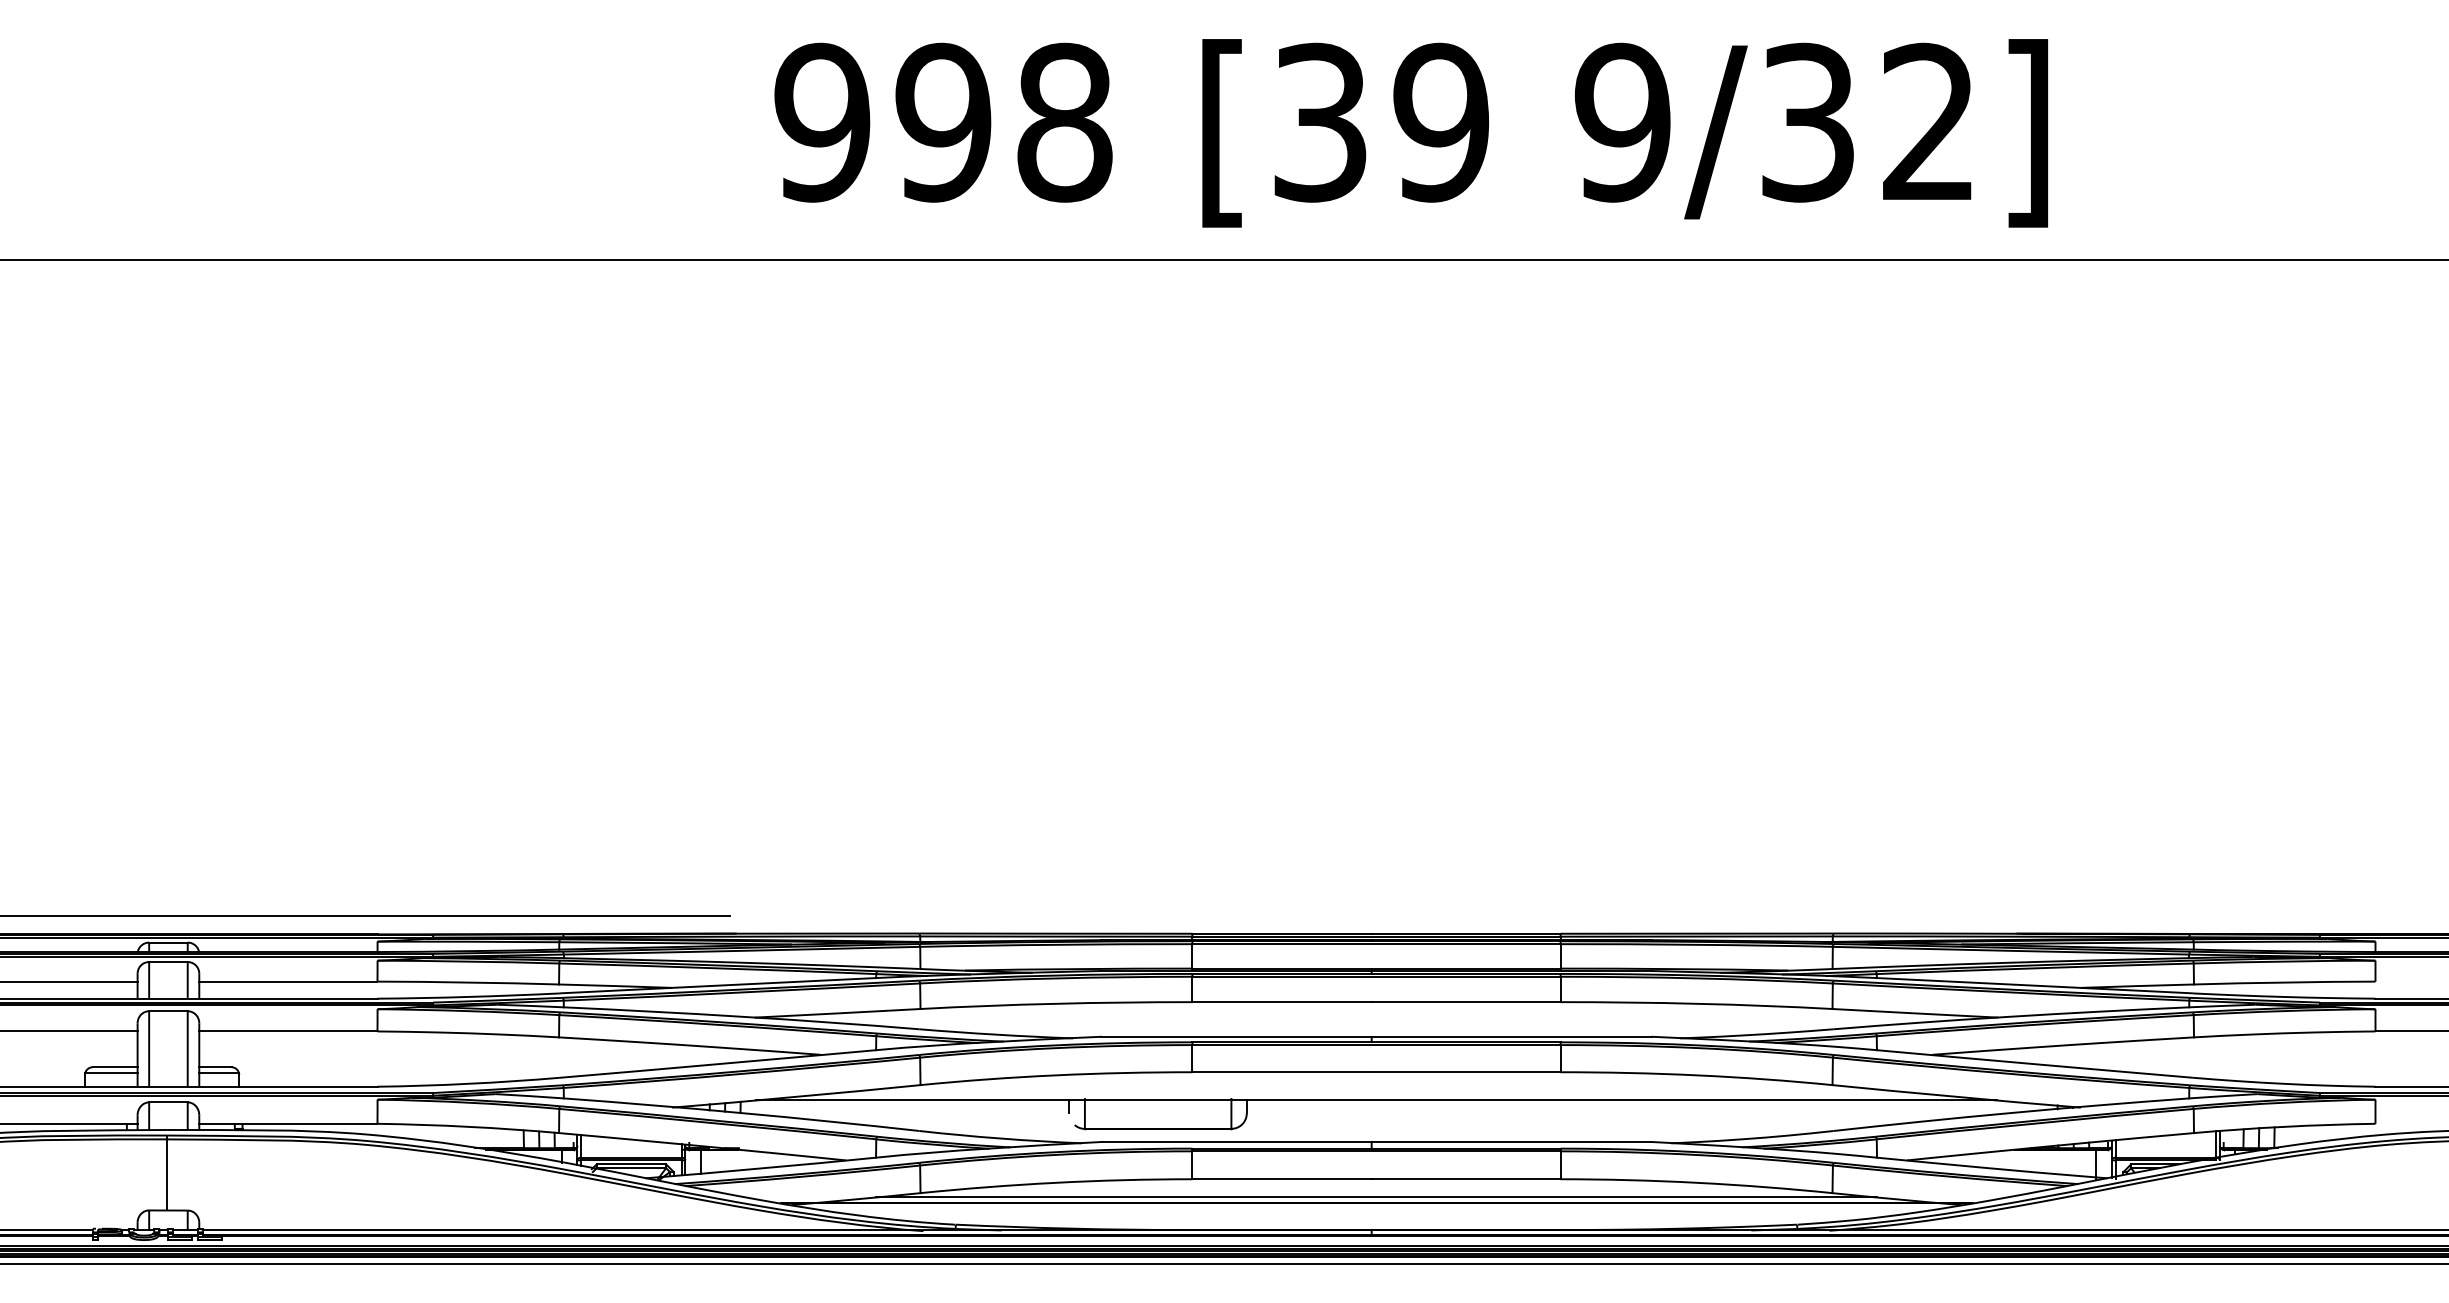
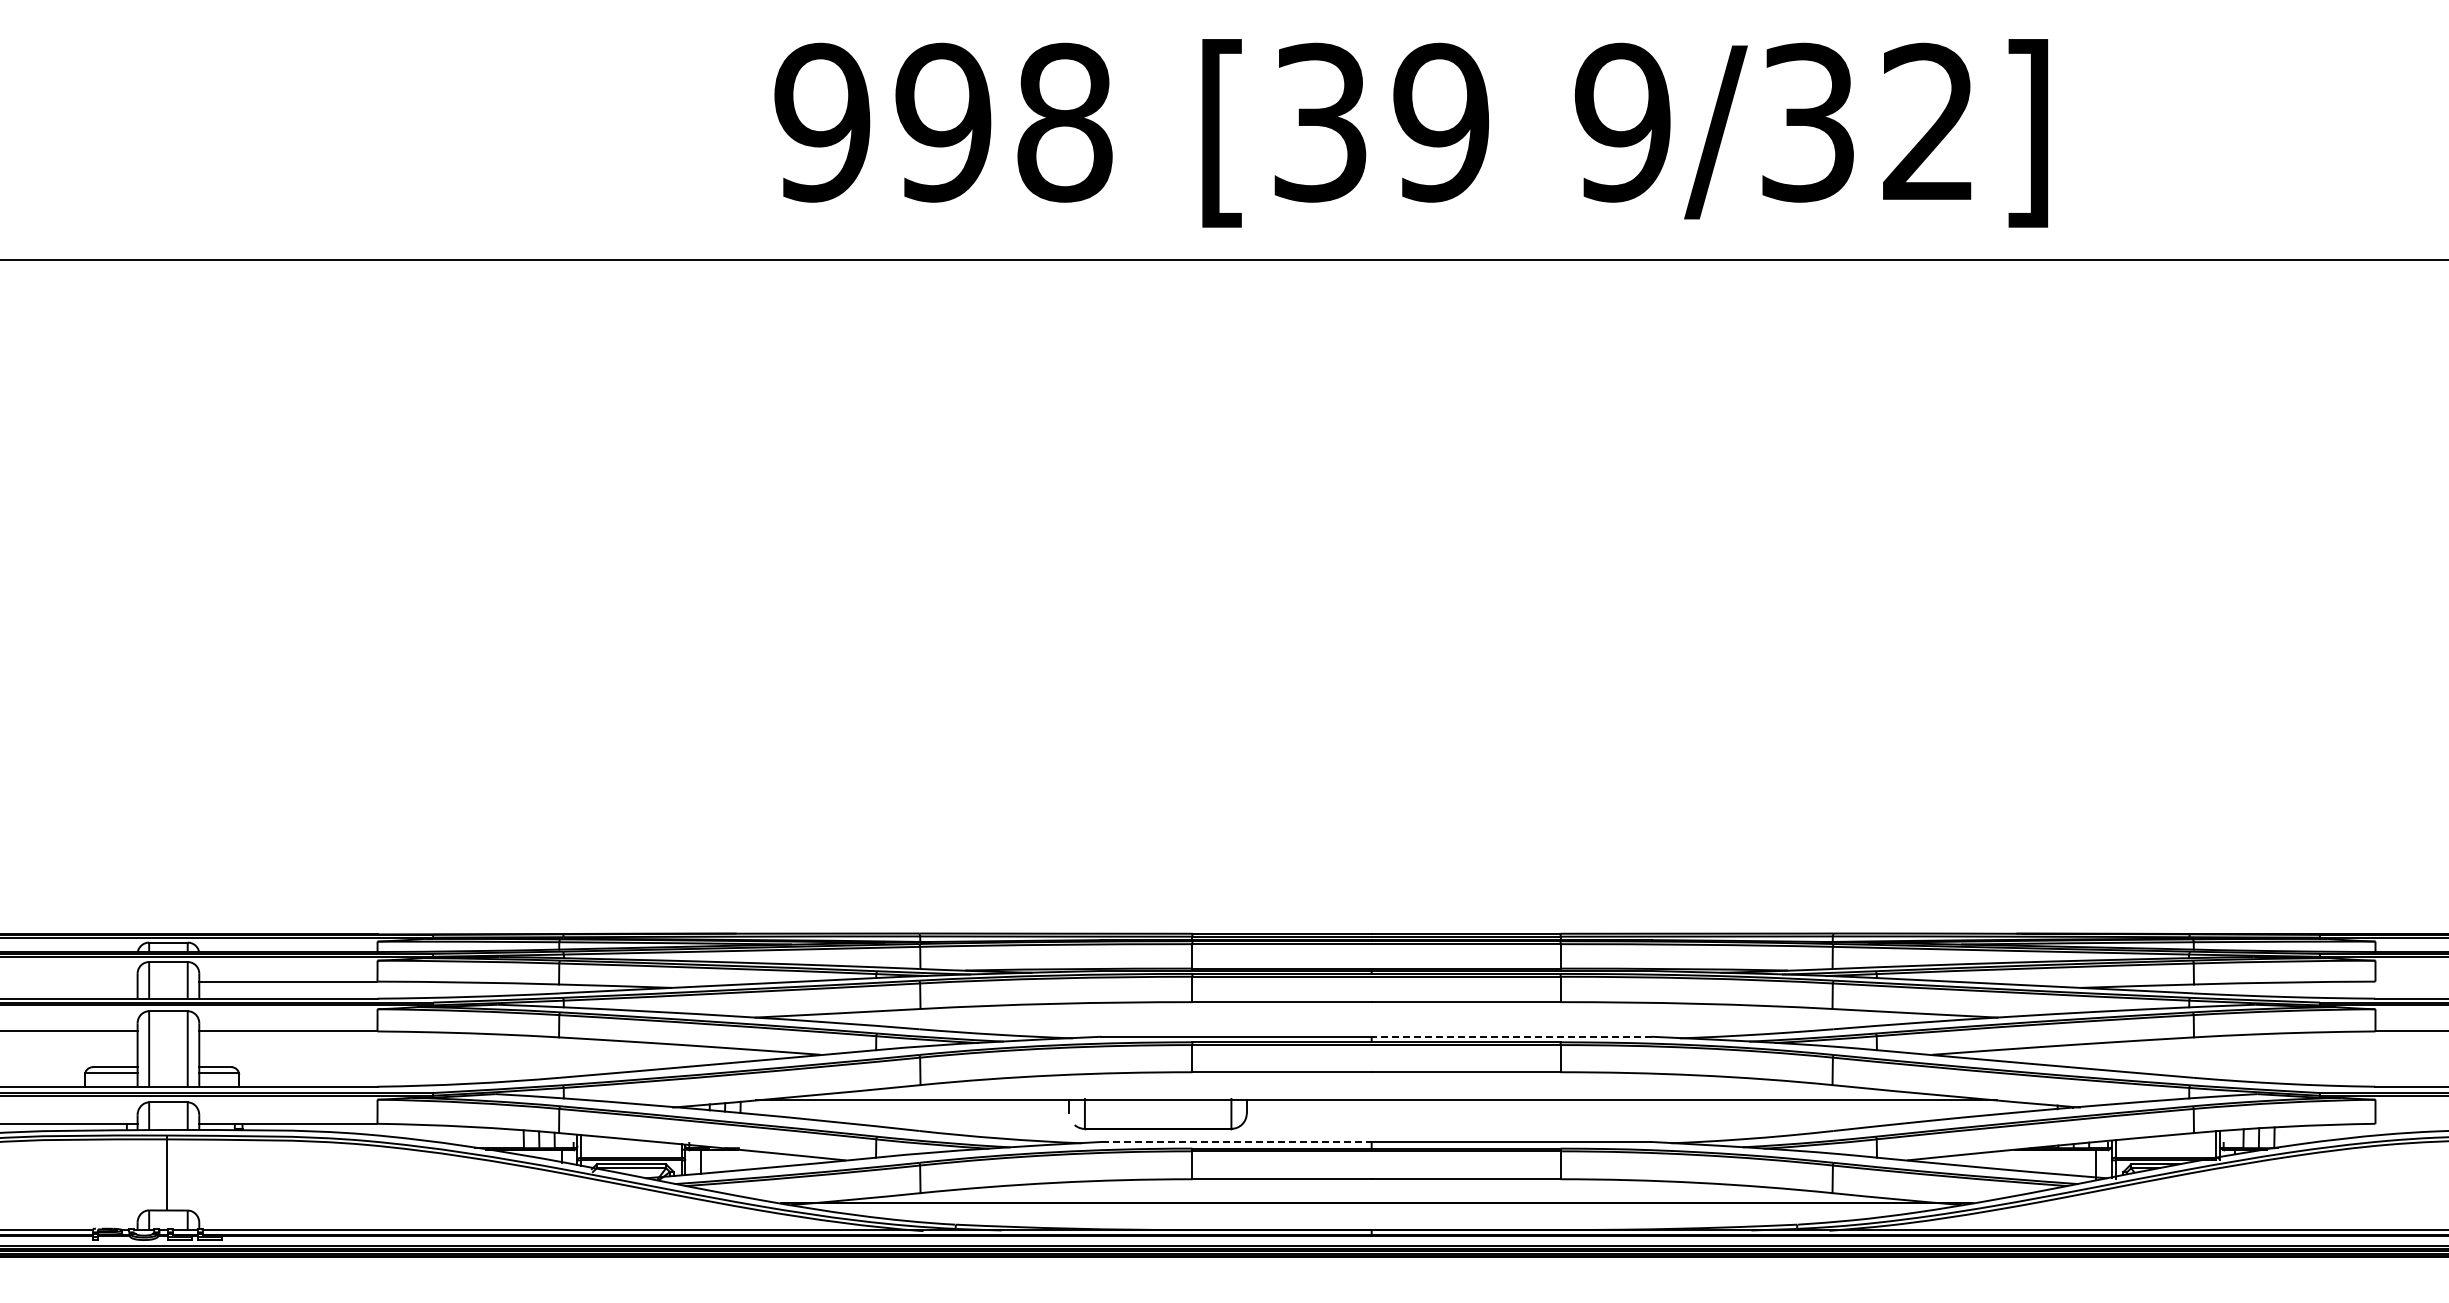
line: present -> none (365, 915)
line: present -> none (69, 981)
line: solid -> dashed (1511, 1036)
line: solid -> dashed (1236, 1141)
line: present -> none (1376, 1197)
line: present -> none (1223, 1263)
